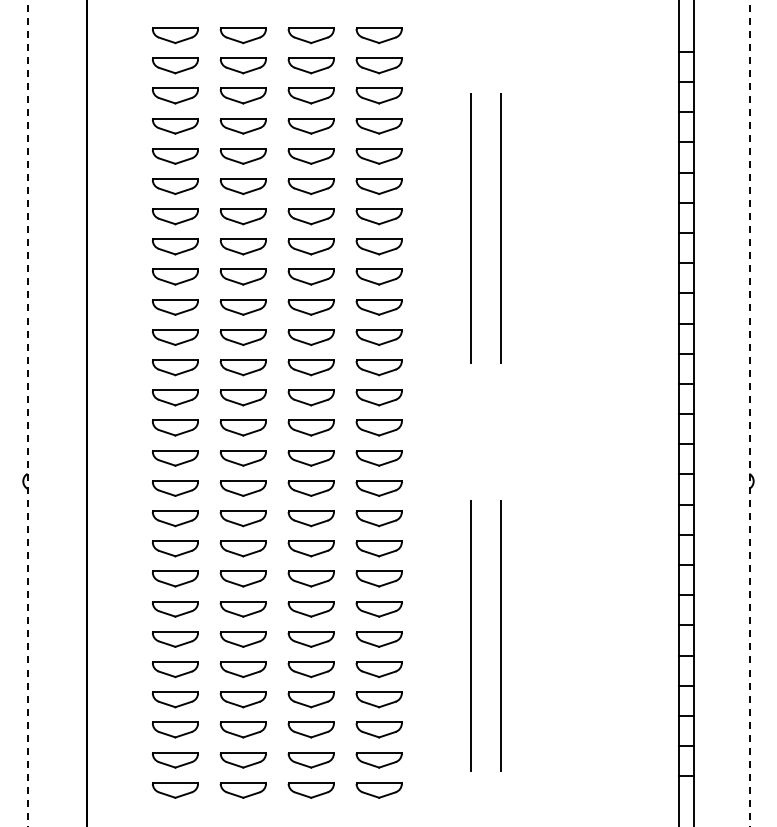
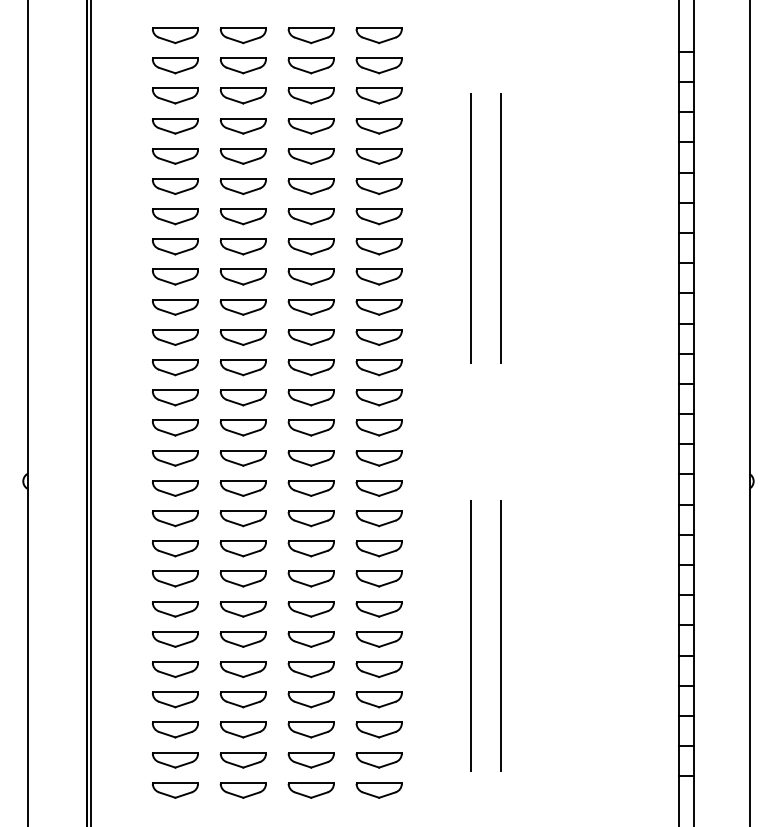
line: none -> present (91, 412)
line: dashed -> solid (27, 413)
line: dashed -> solid (749, 413)
